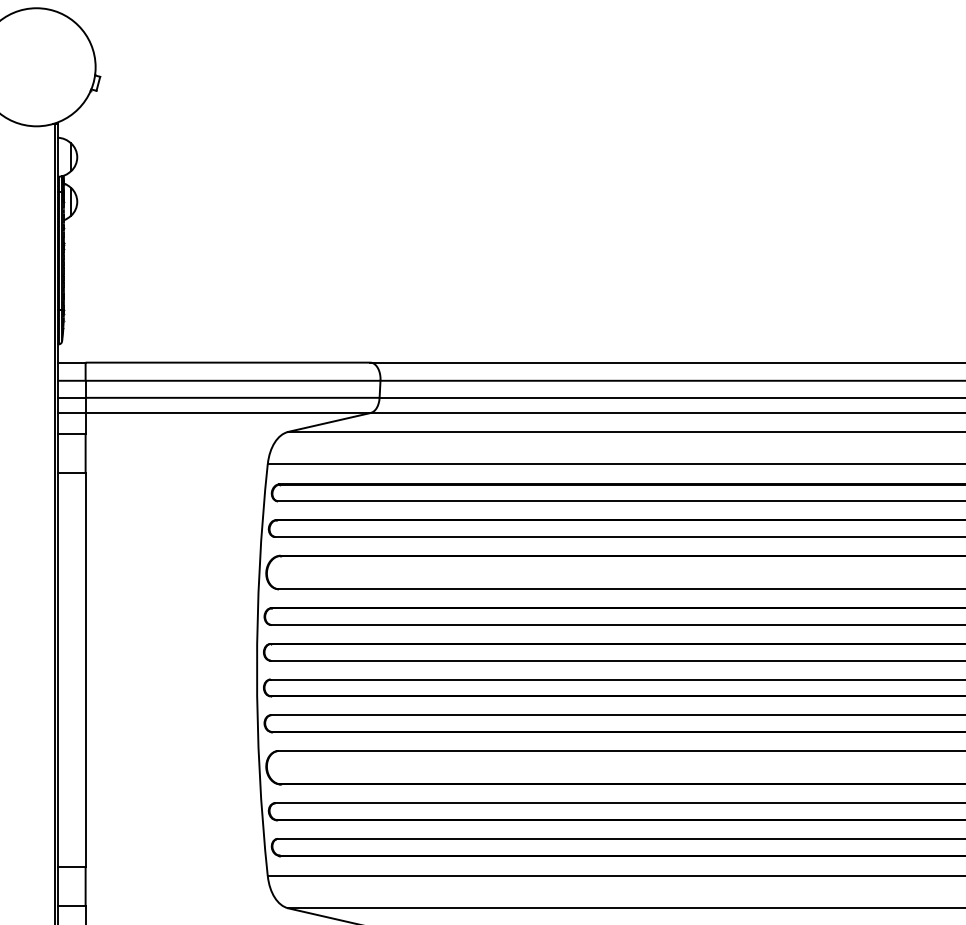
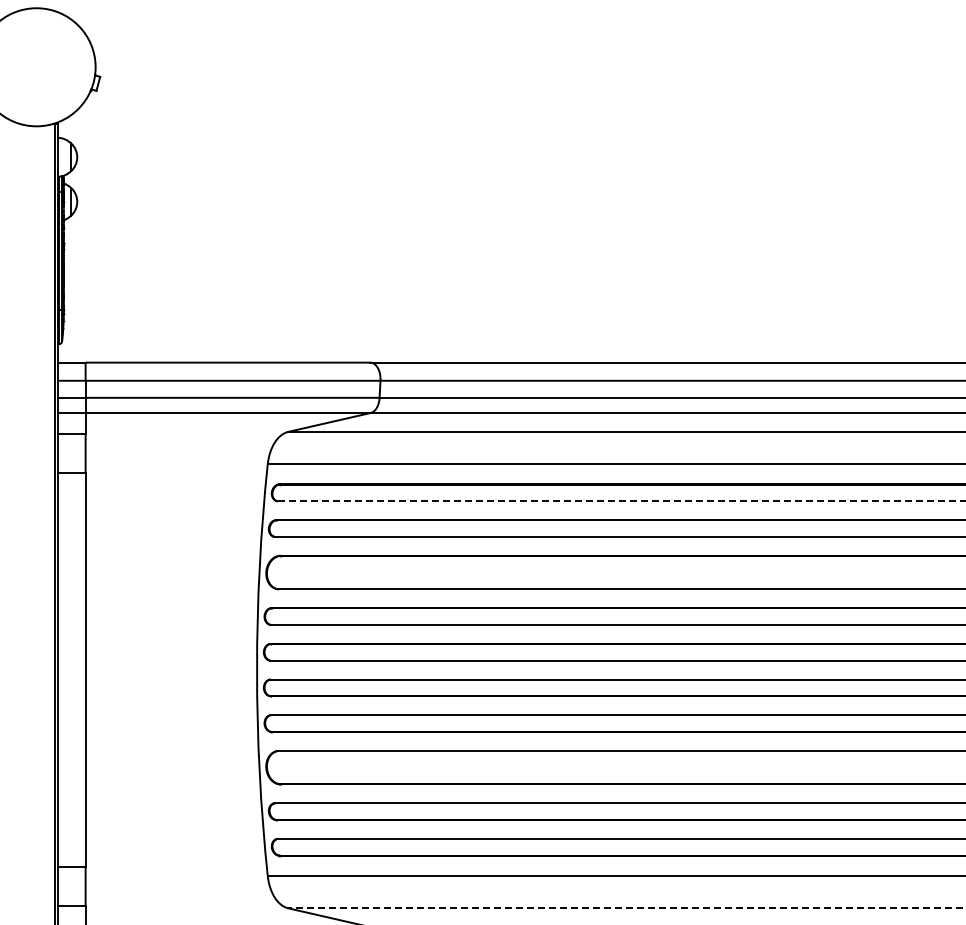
line: solid -> dashed (622, 501)
line: solid -> dashed (627, 908)
